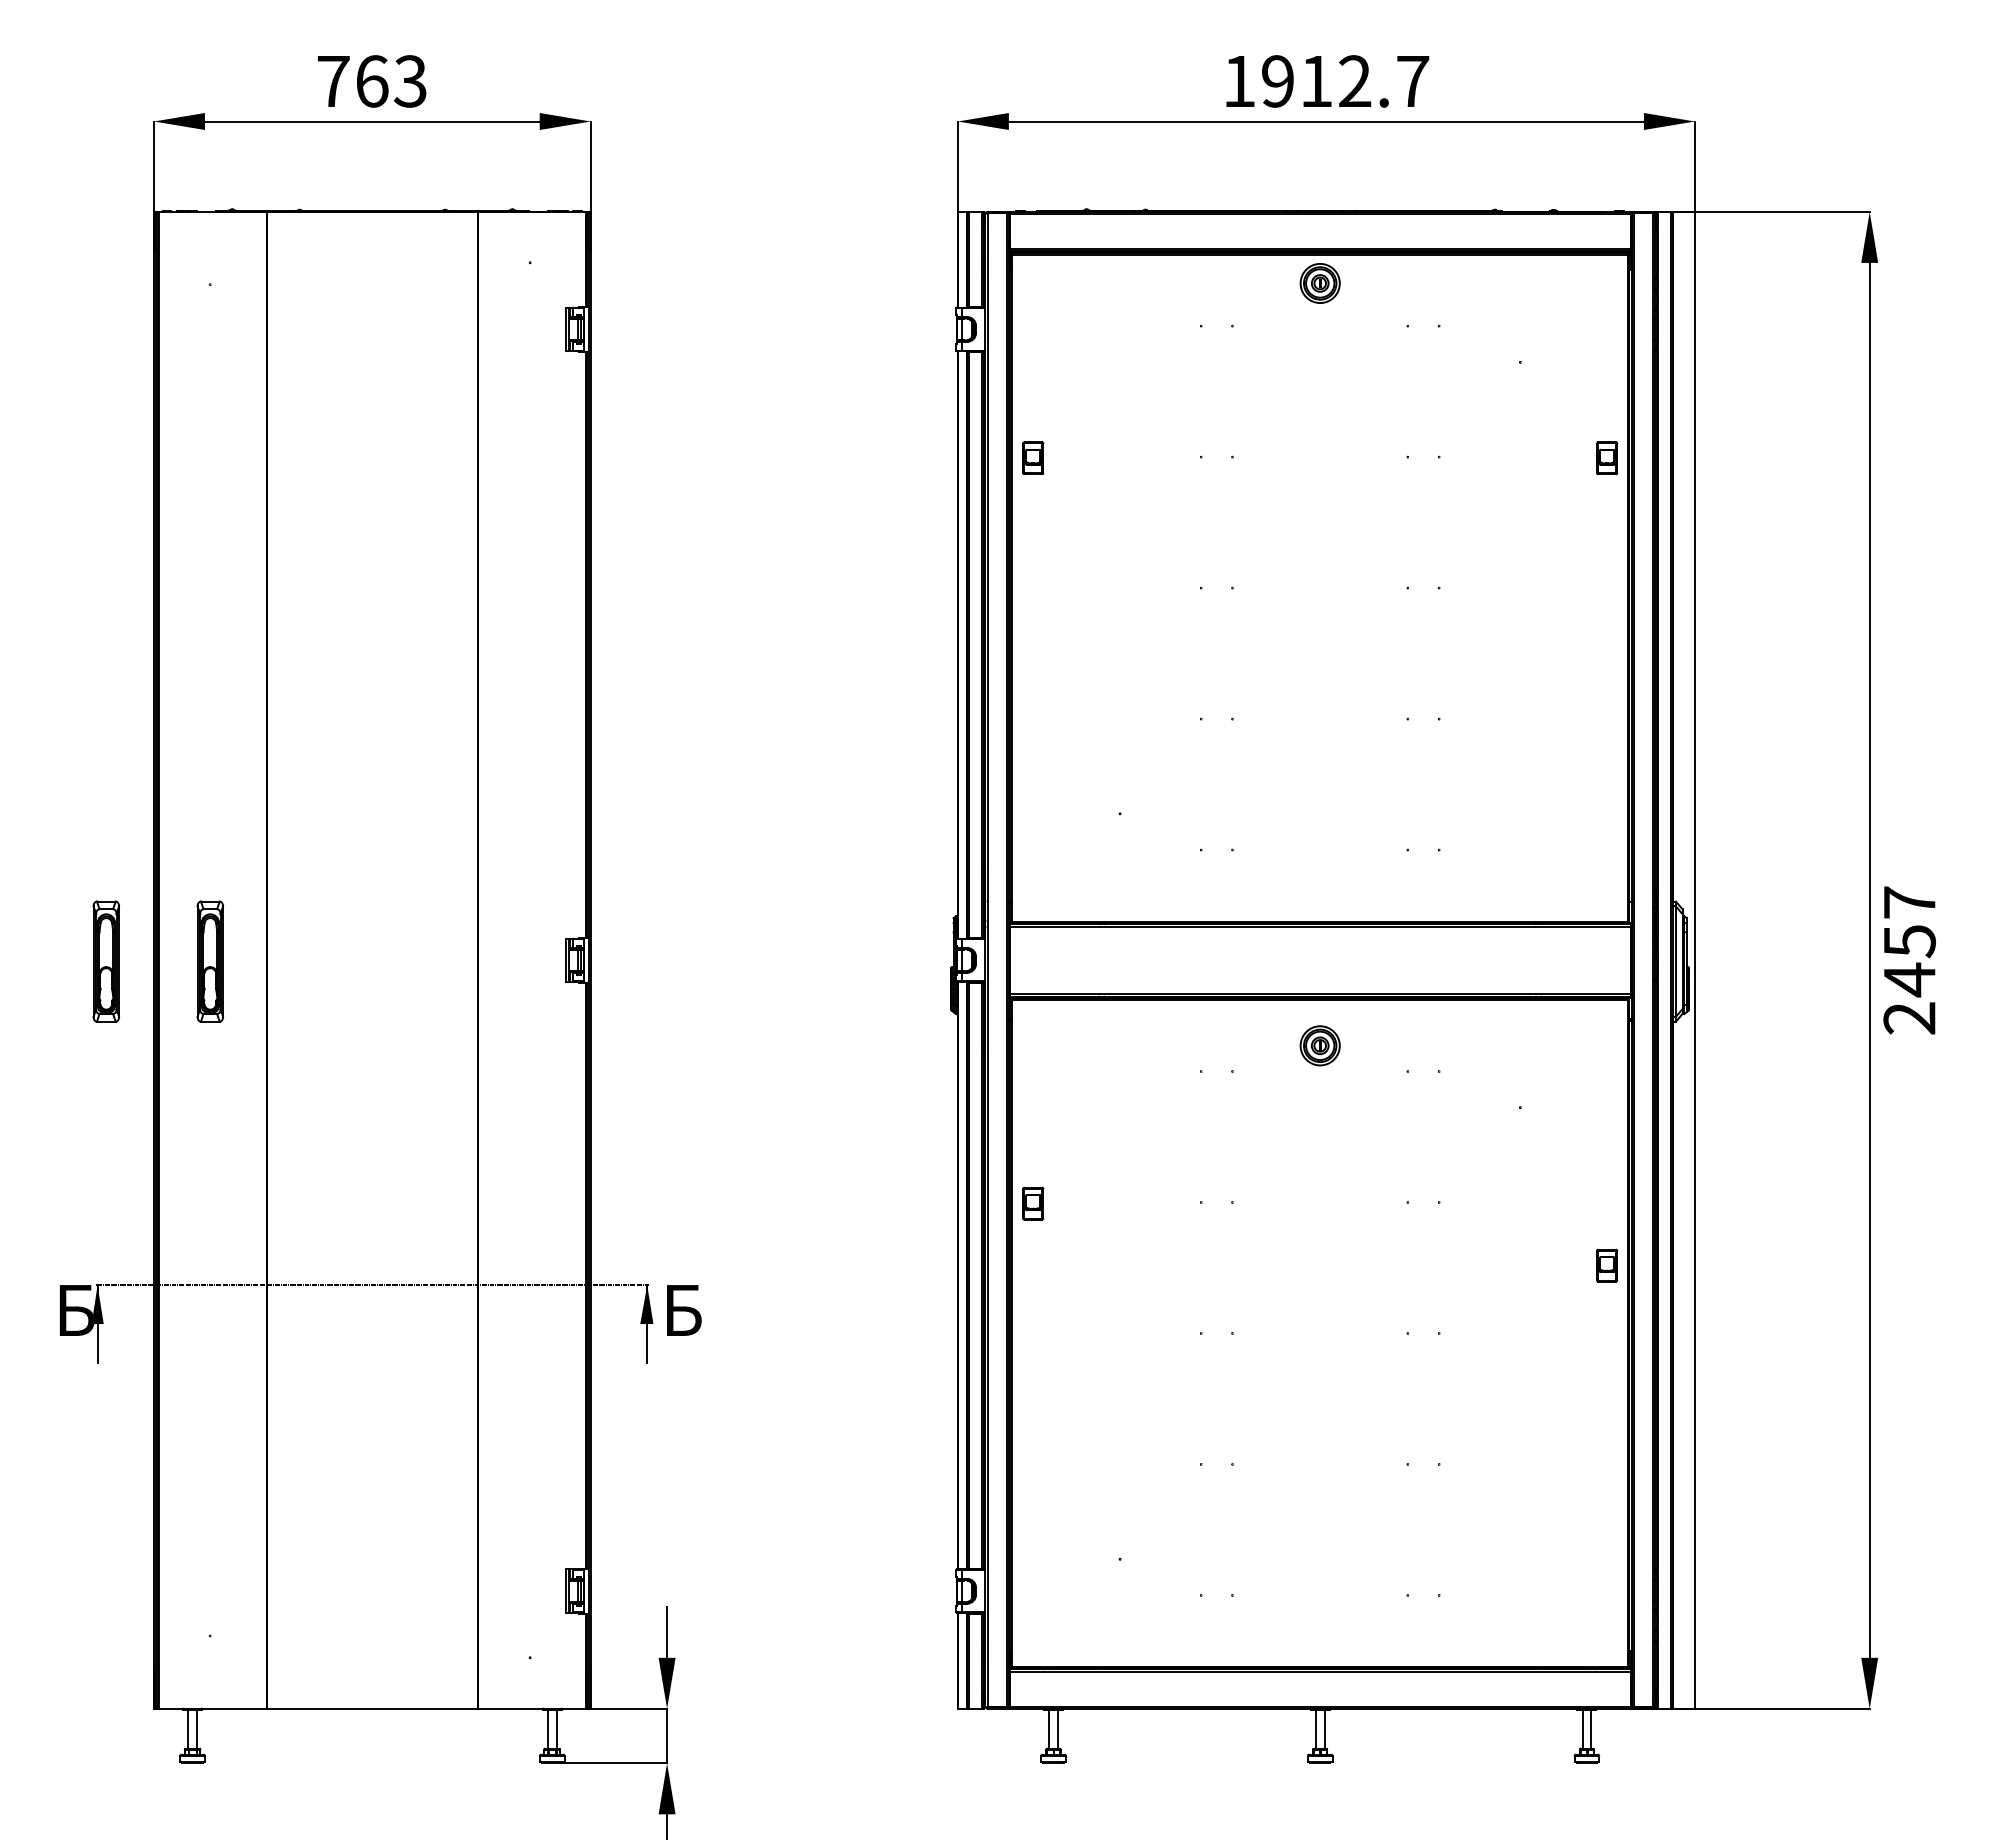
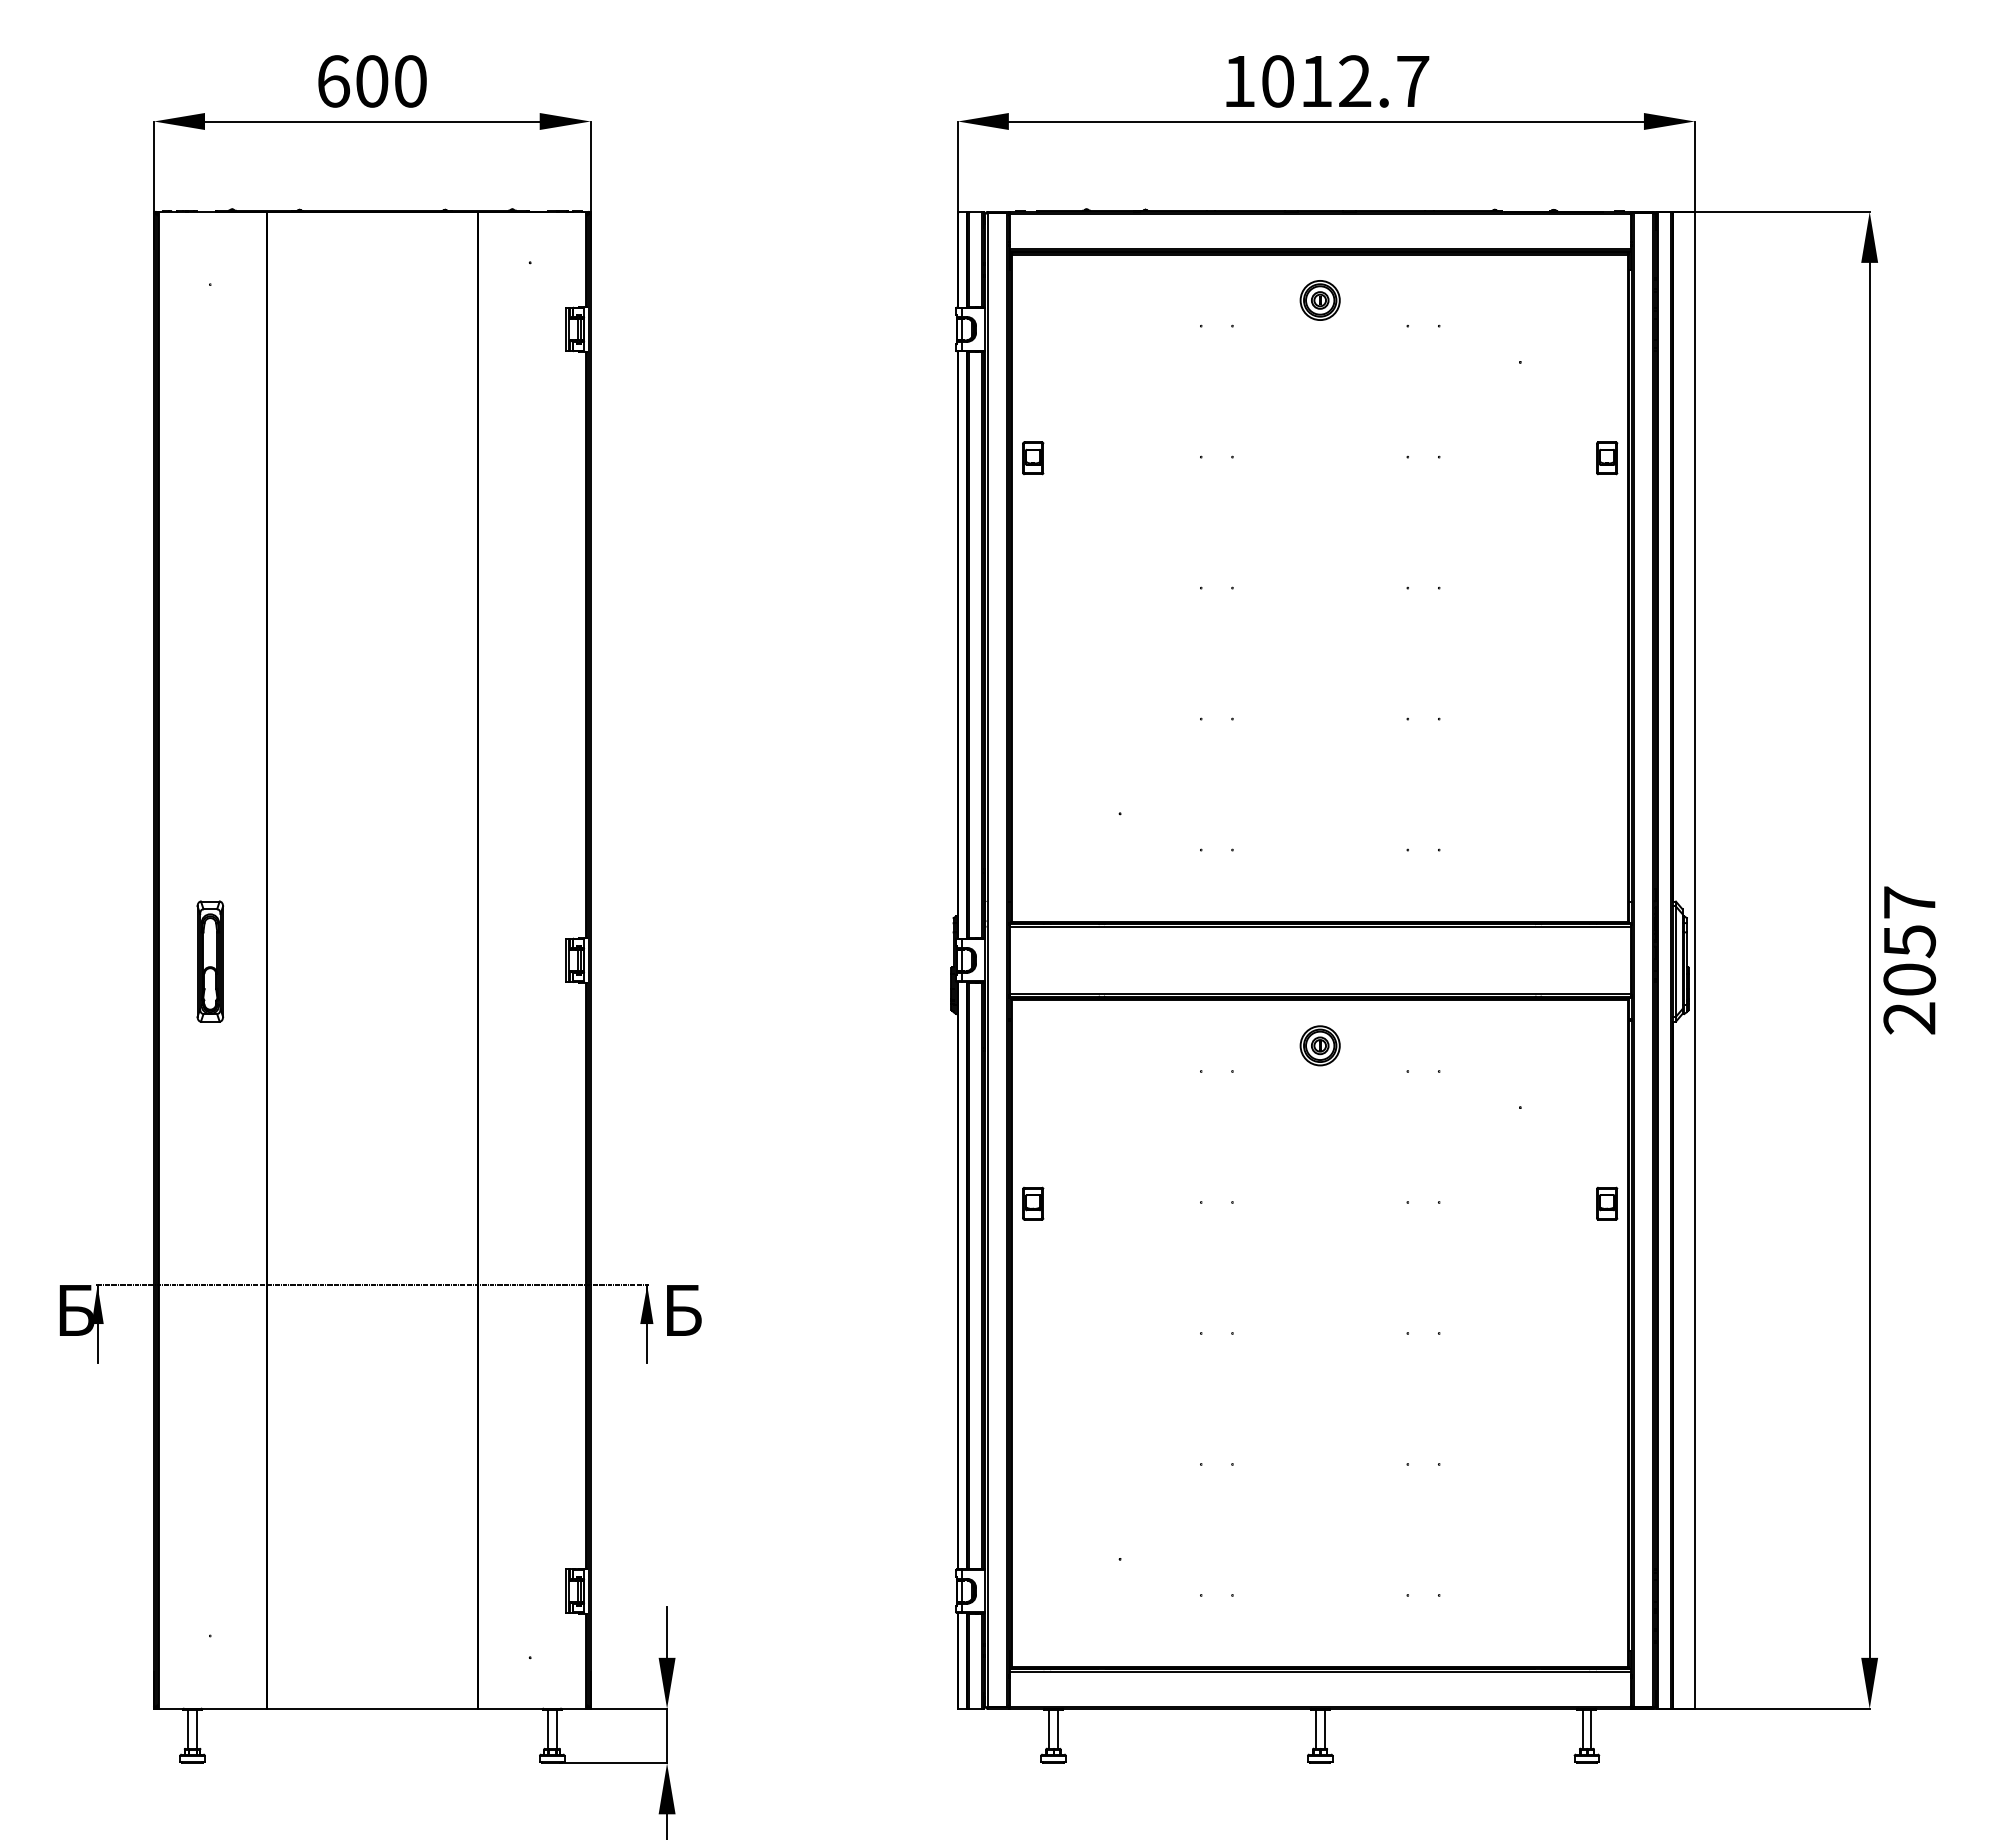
text: 763 -> 600 (372, 81)
text: 1912.7 -> 1012.7 (1277, 81)
part position: (1319, 283) -> (1319, 300) (1319, 300)
part: present -> none (106, 961)
text: 2457 -> 2057 (1909, 979)
part position: (1607, 1265) -> (1607, 1203) (1607, 1203)
